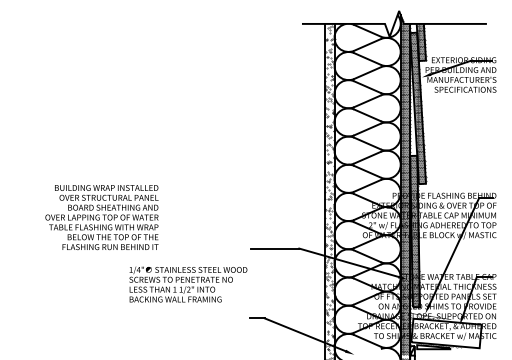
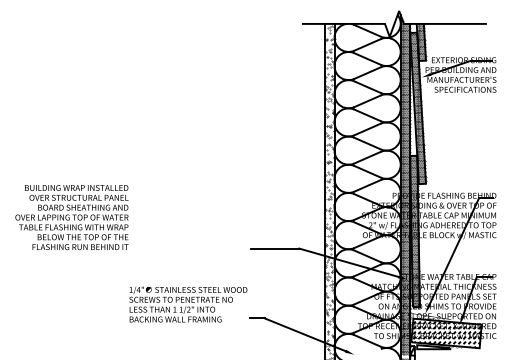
text position: (101, 217) -> (71, 217) (71, 217)
text position: (188, 284) -> (188, 304) (188, 304)
hatch: none -> present (447, 333)
